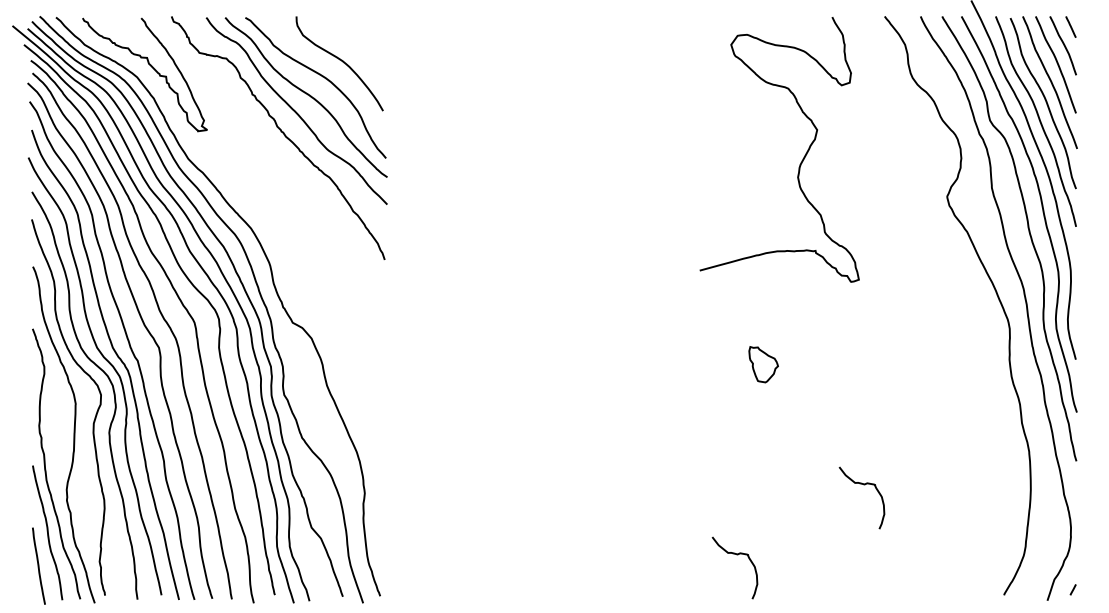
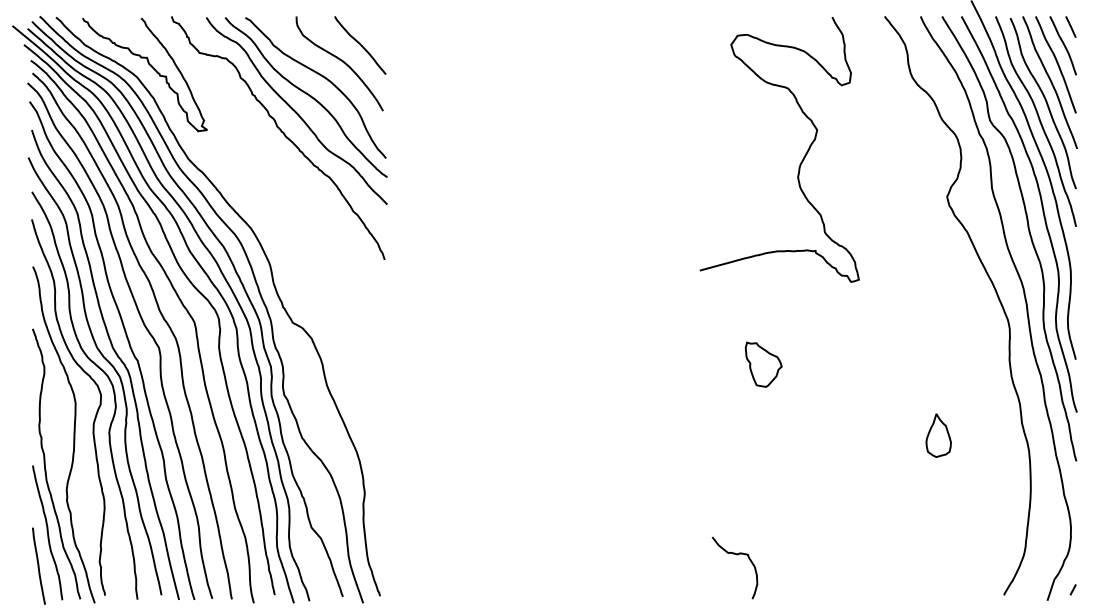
curve: none -> present (360, 45)
part size: 31x38 px -> 39x47 px (763, 364)
part: none -> present (938, 435)
curve: present -> none (863, 485)
